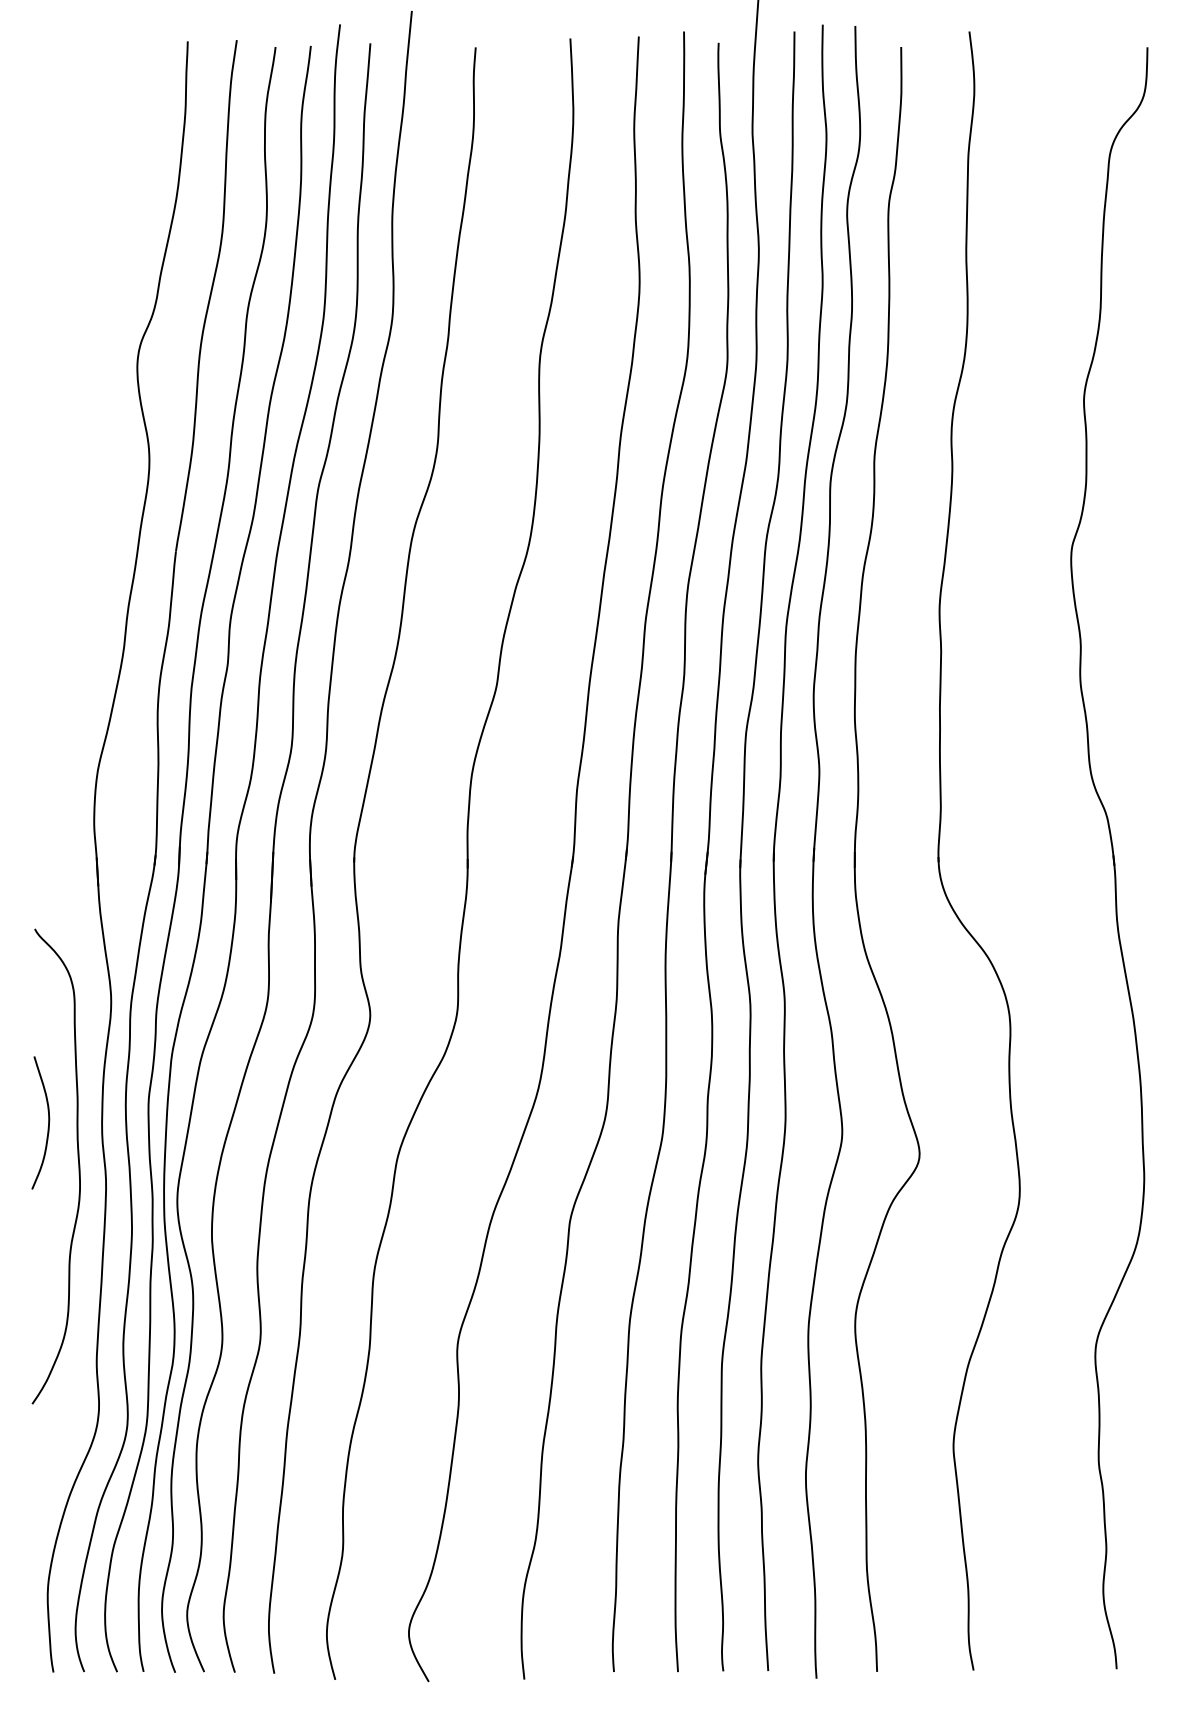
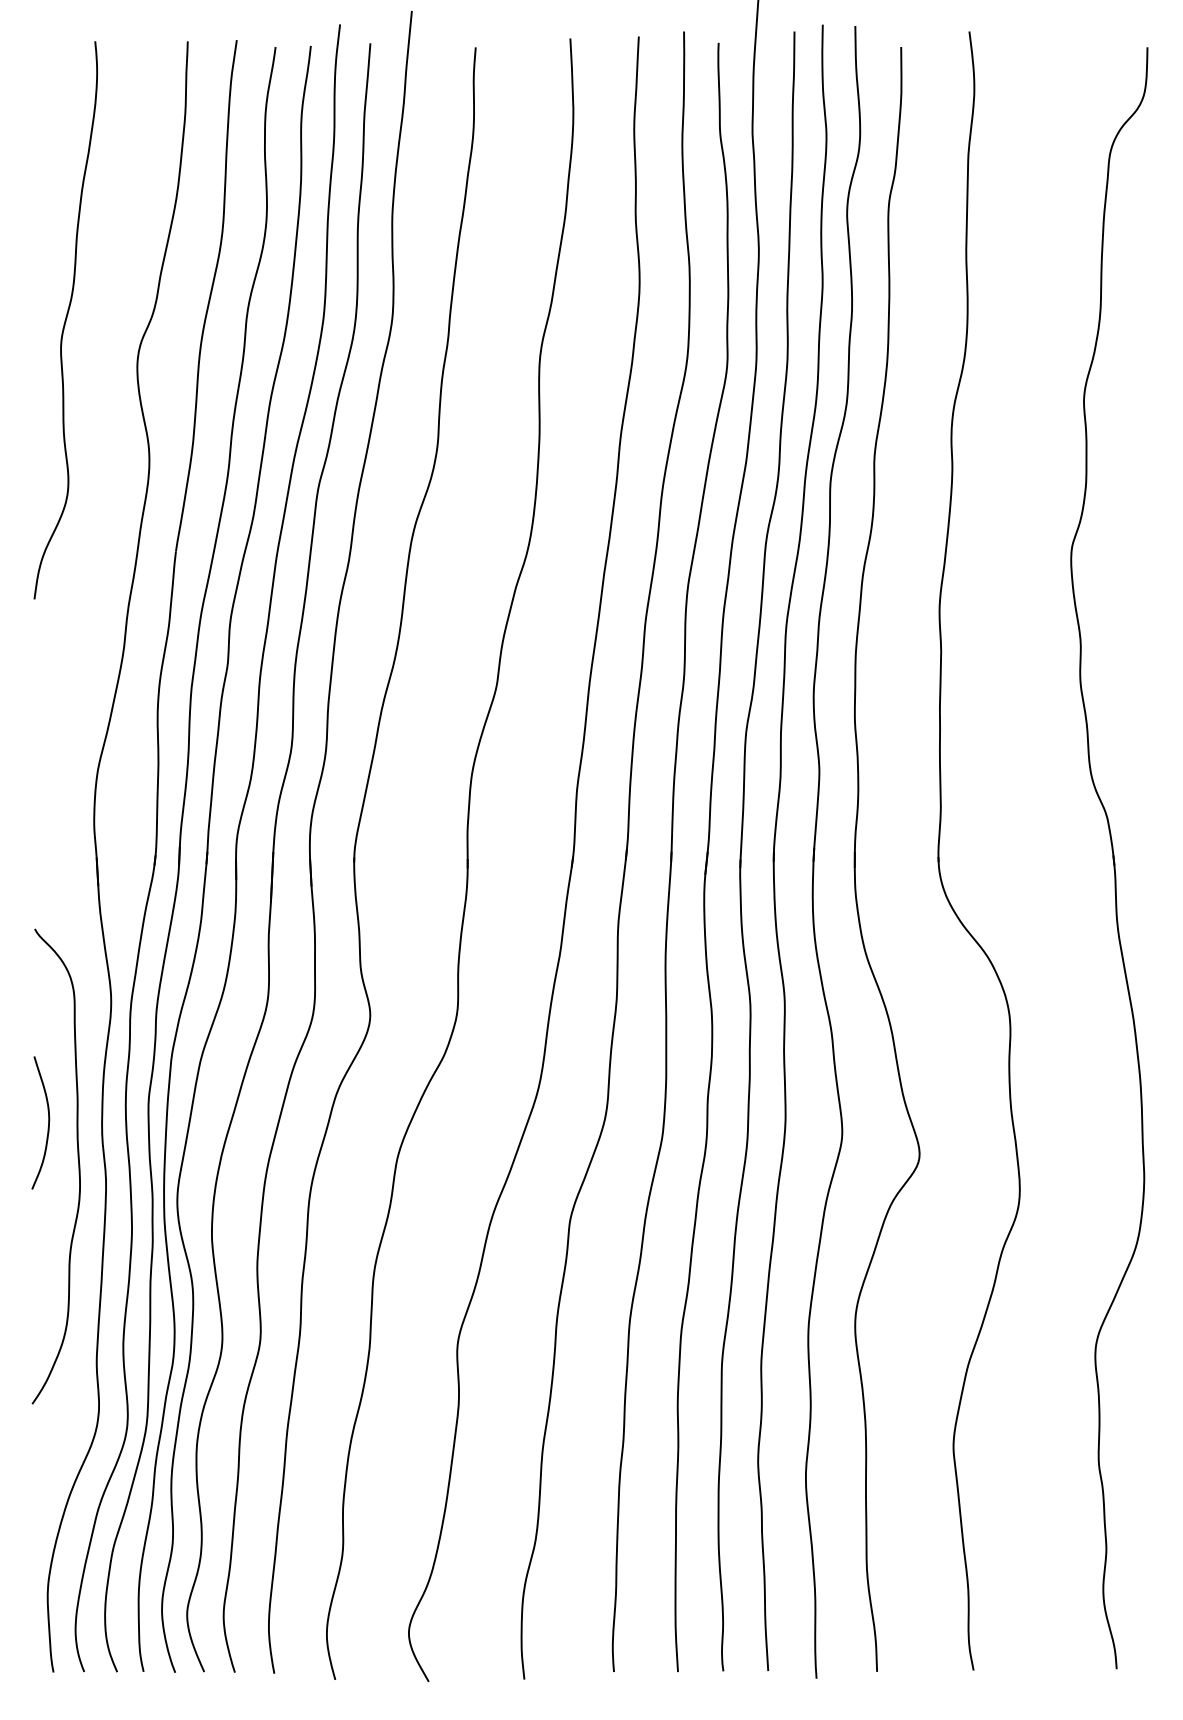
curve: none -> present (65, 320)
